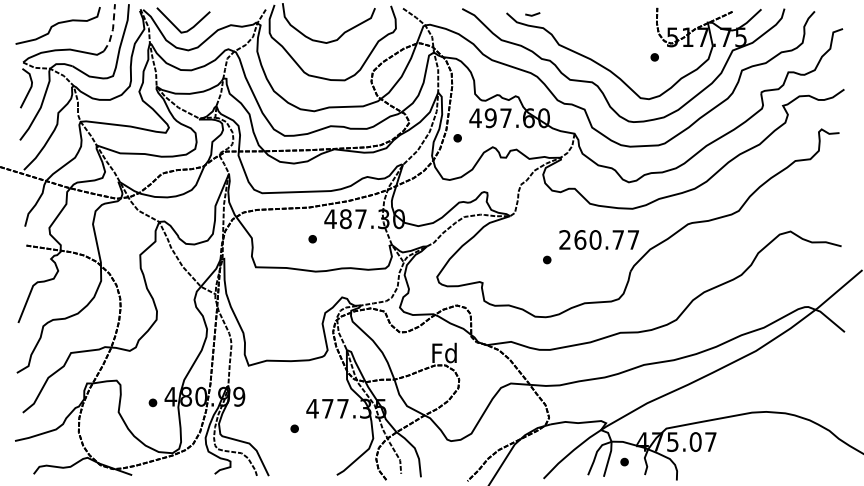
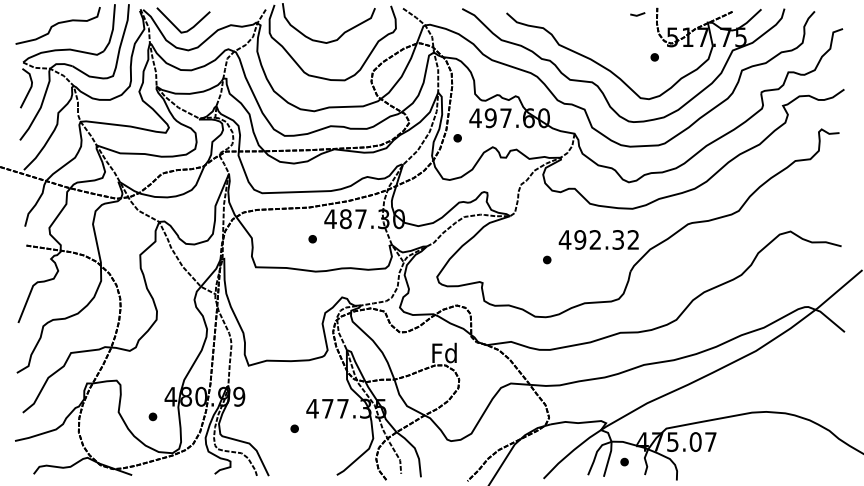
line position: (532, 14) -> (637, 14) (637, 14)
line: dashed -> solid (113, 29)
text: 260.77 -> 492.32 (598, 239)
part position: (152, 402) -> (152, 416) (152, 416)
